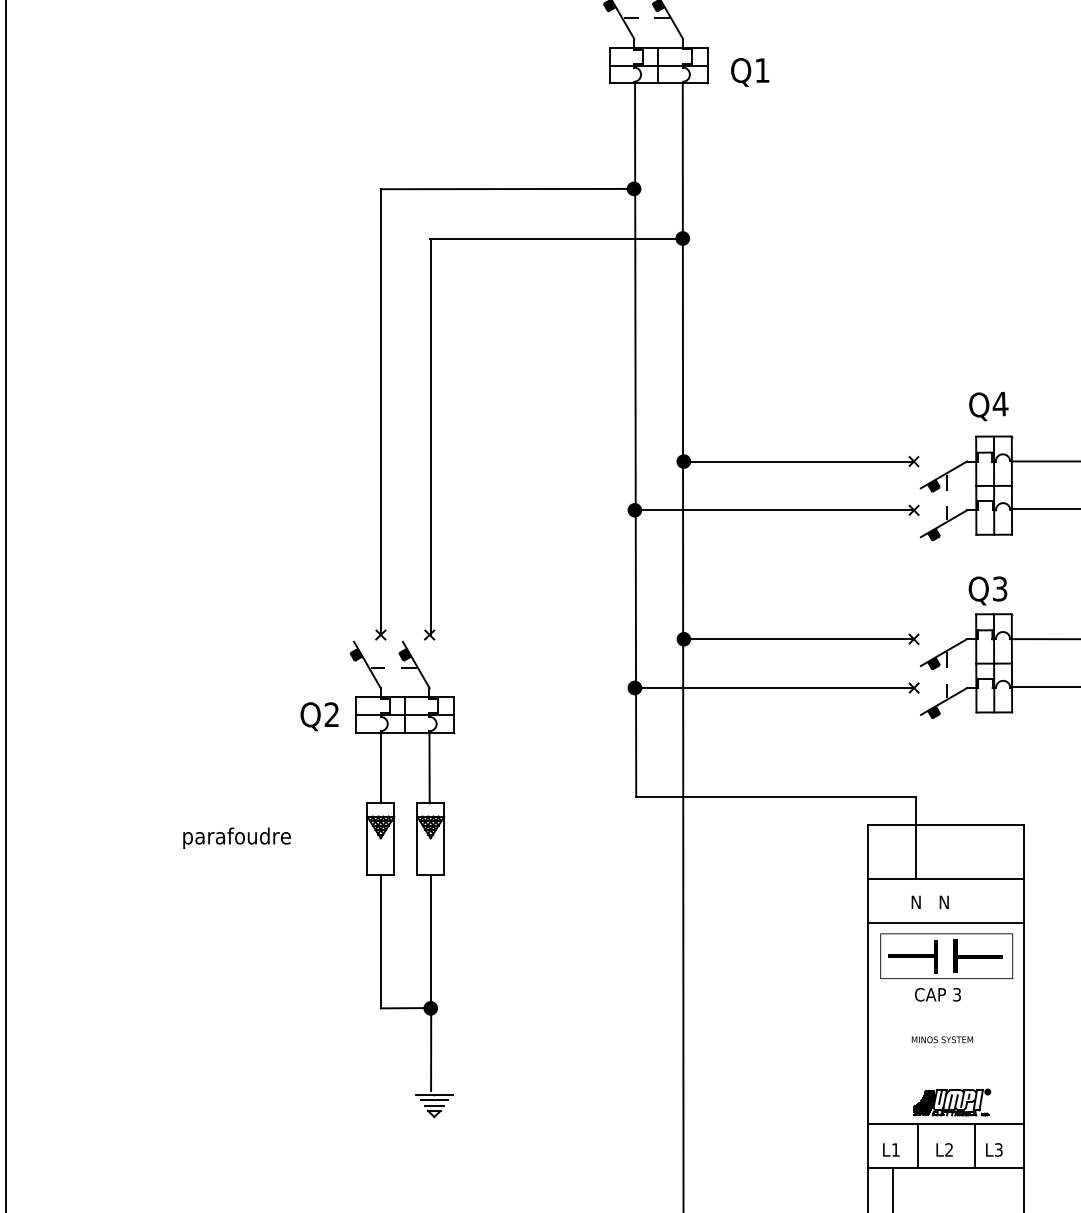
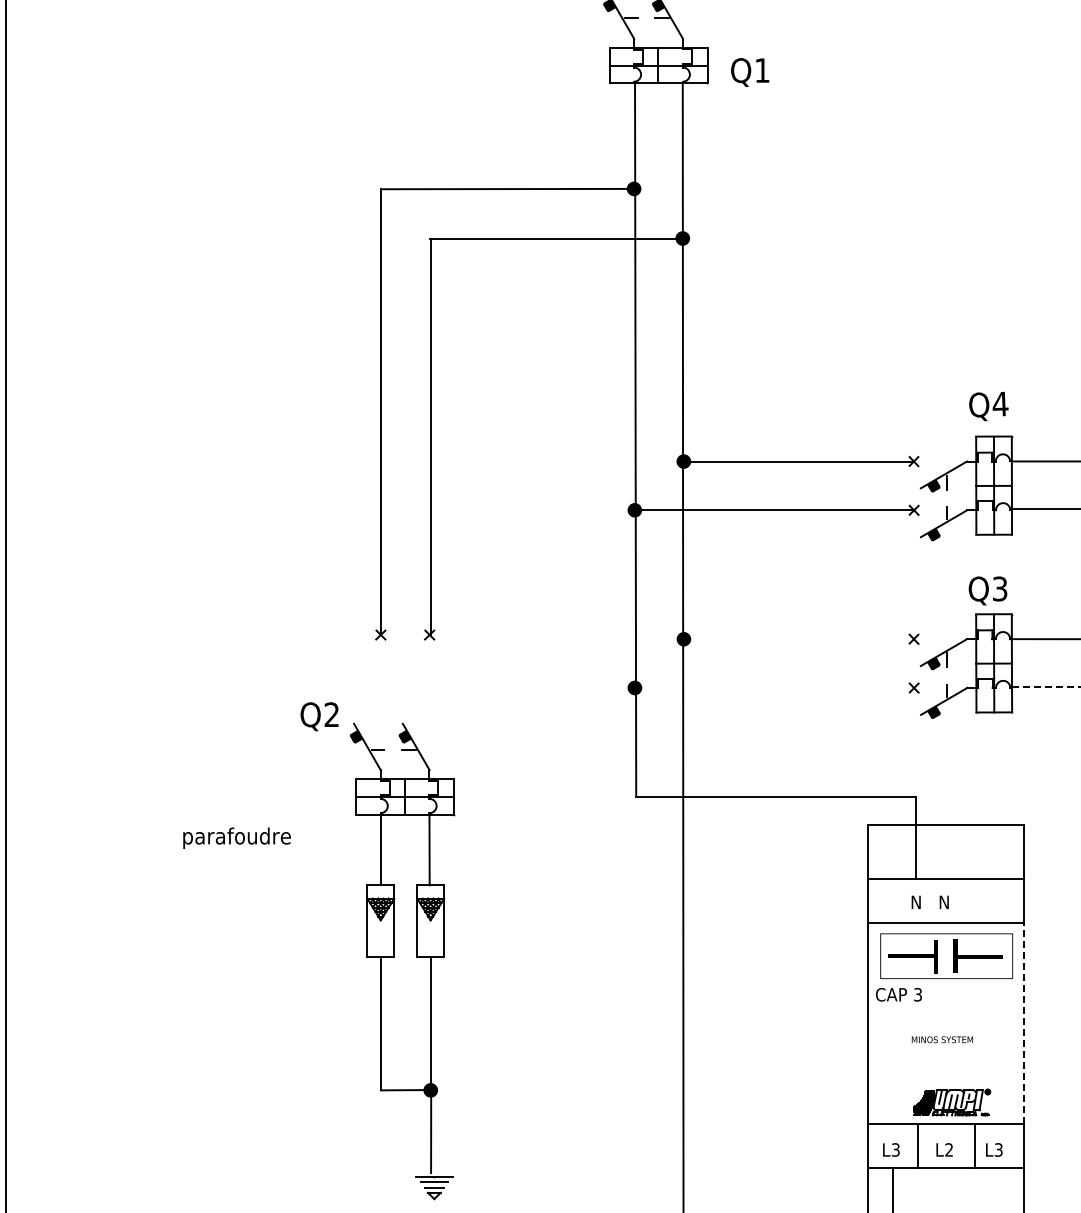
line: present -> none (797, 639)
line: solid -> dashed (1046, 686)
line: present -> none (774, 687)
part position: (402, 879) -> (402, 961) (402, 961)
text position: (937, 994) -> (898, 994) (898, 994)
line: solid -> dashed (1023, 1022)
text: L1 -> L3 (895, 1149)
